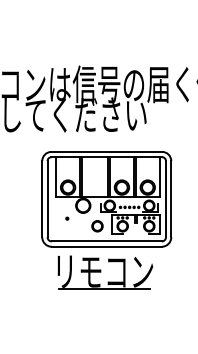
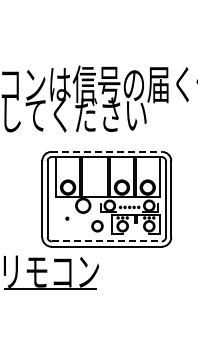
line: solid -> dashed (107, 151)
line: solid -> dashed (107, 241)
part position: (105, 272) -> (51, 272) (51, 272)
